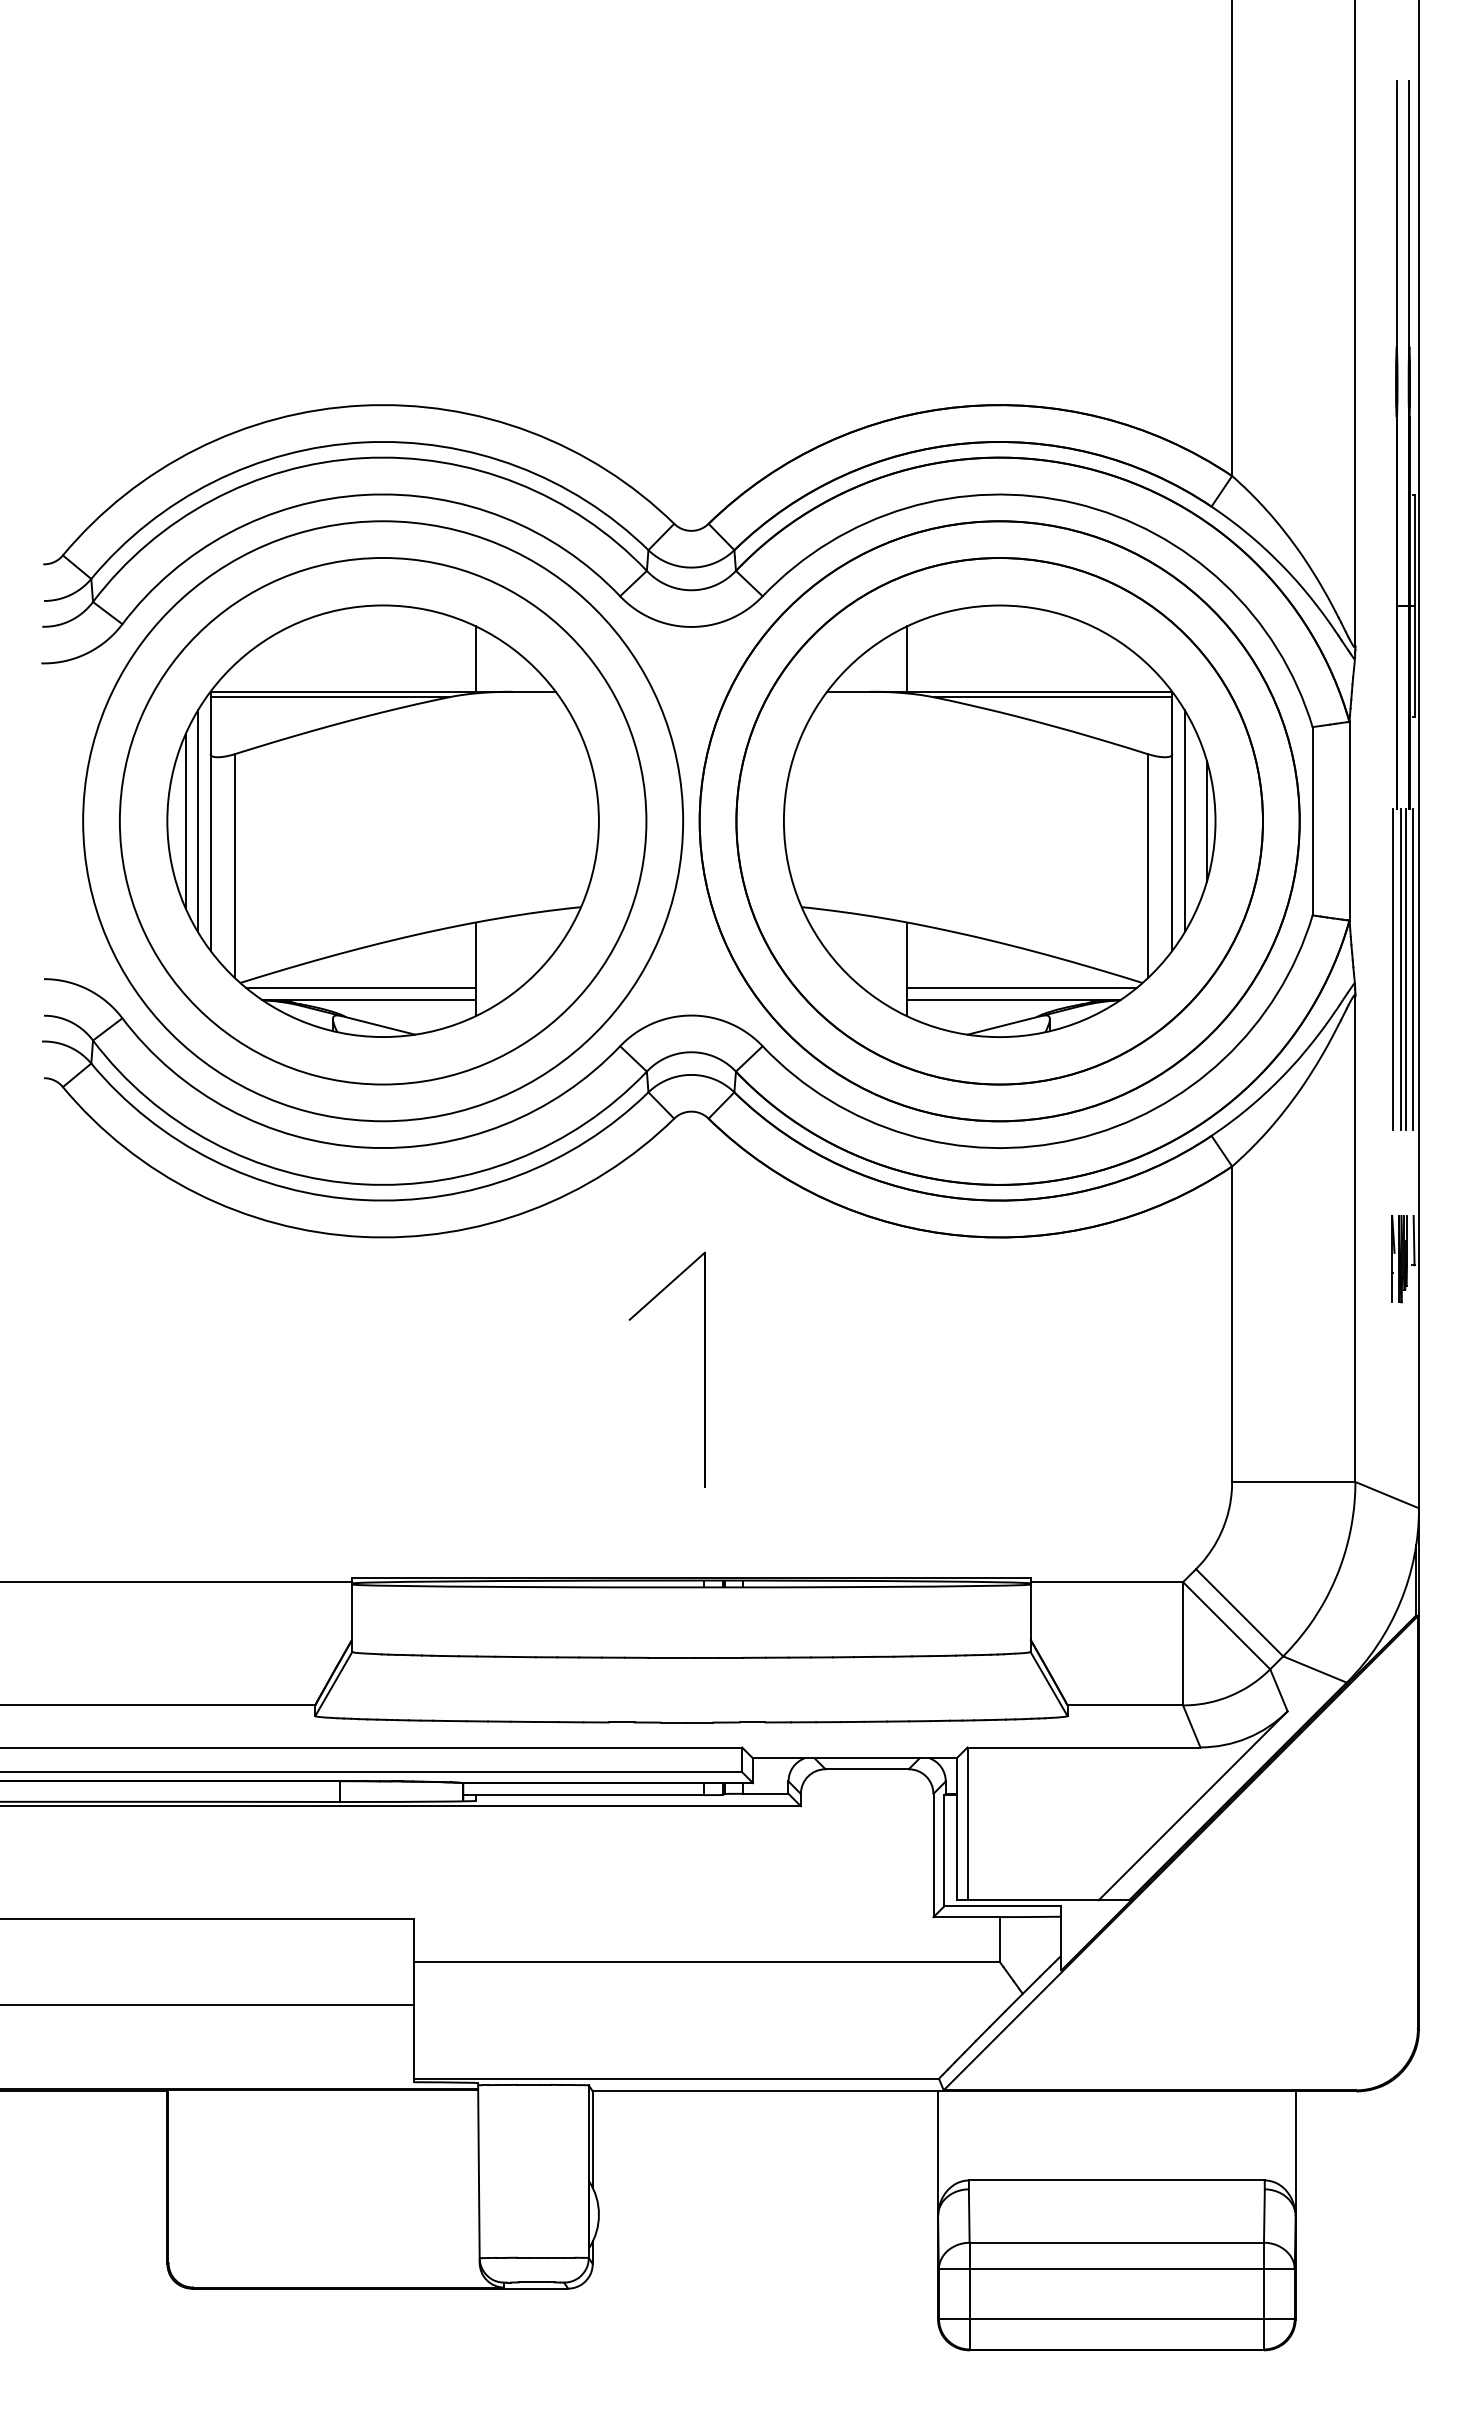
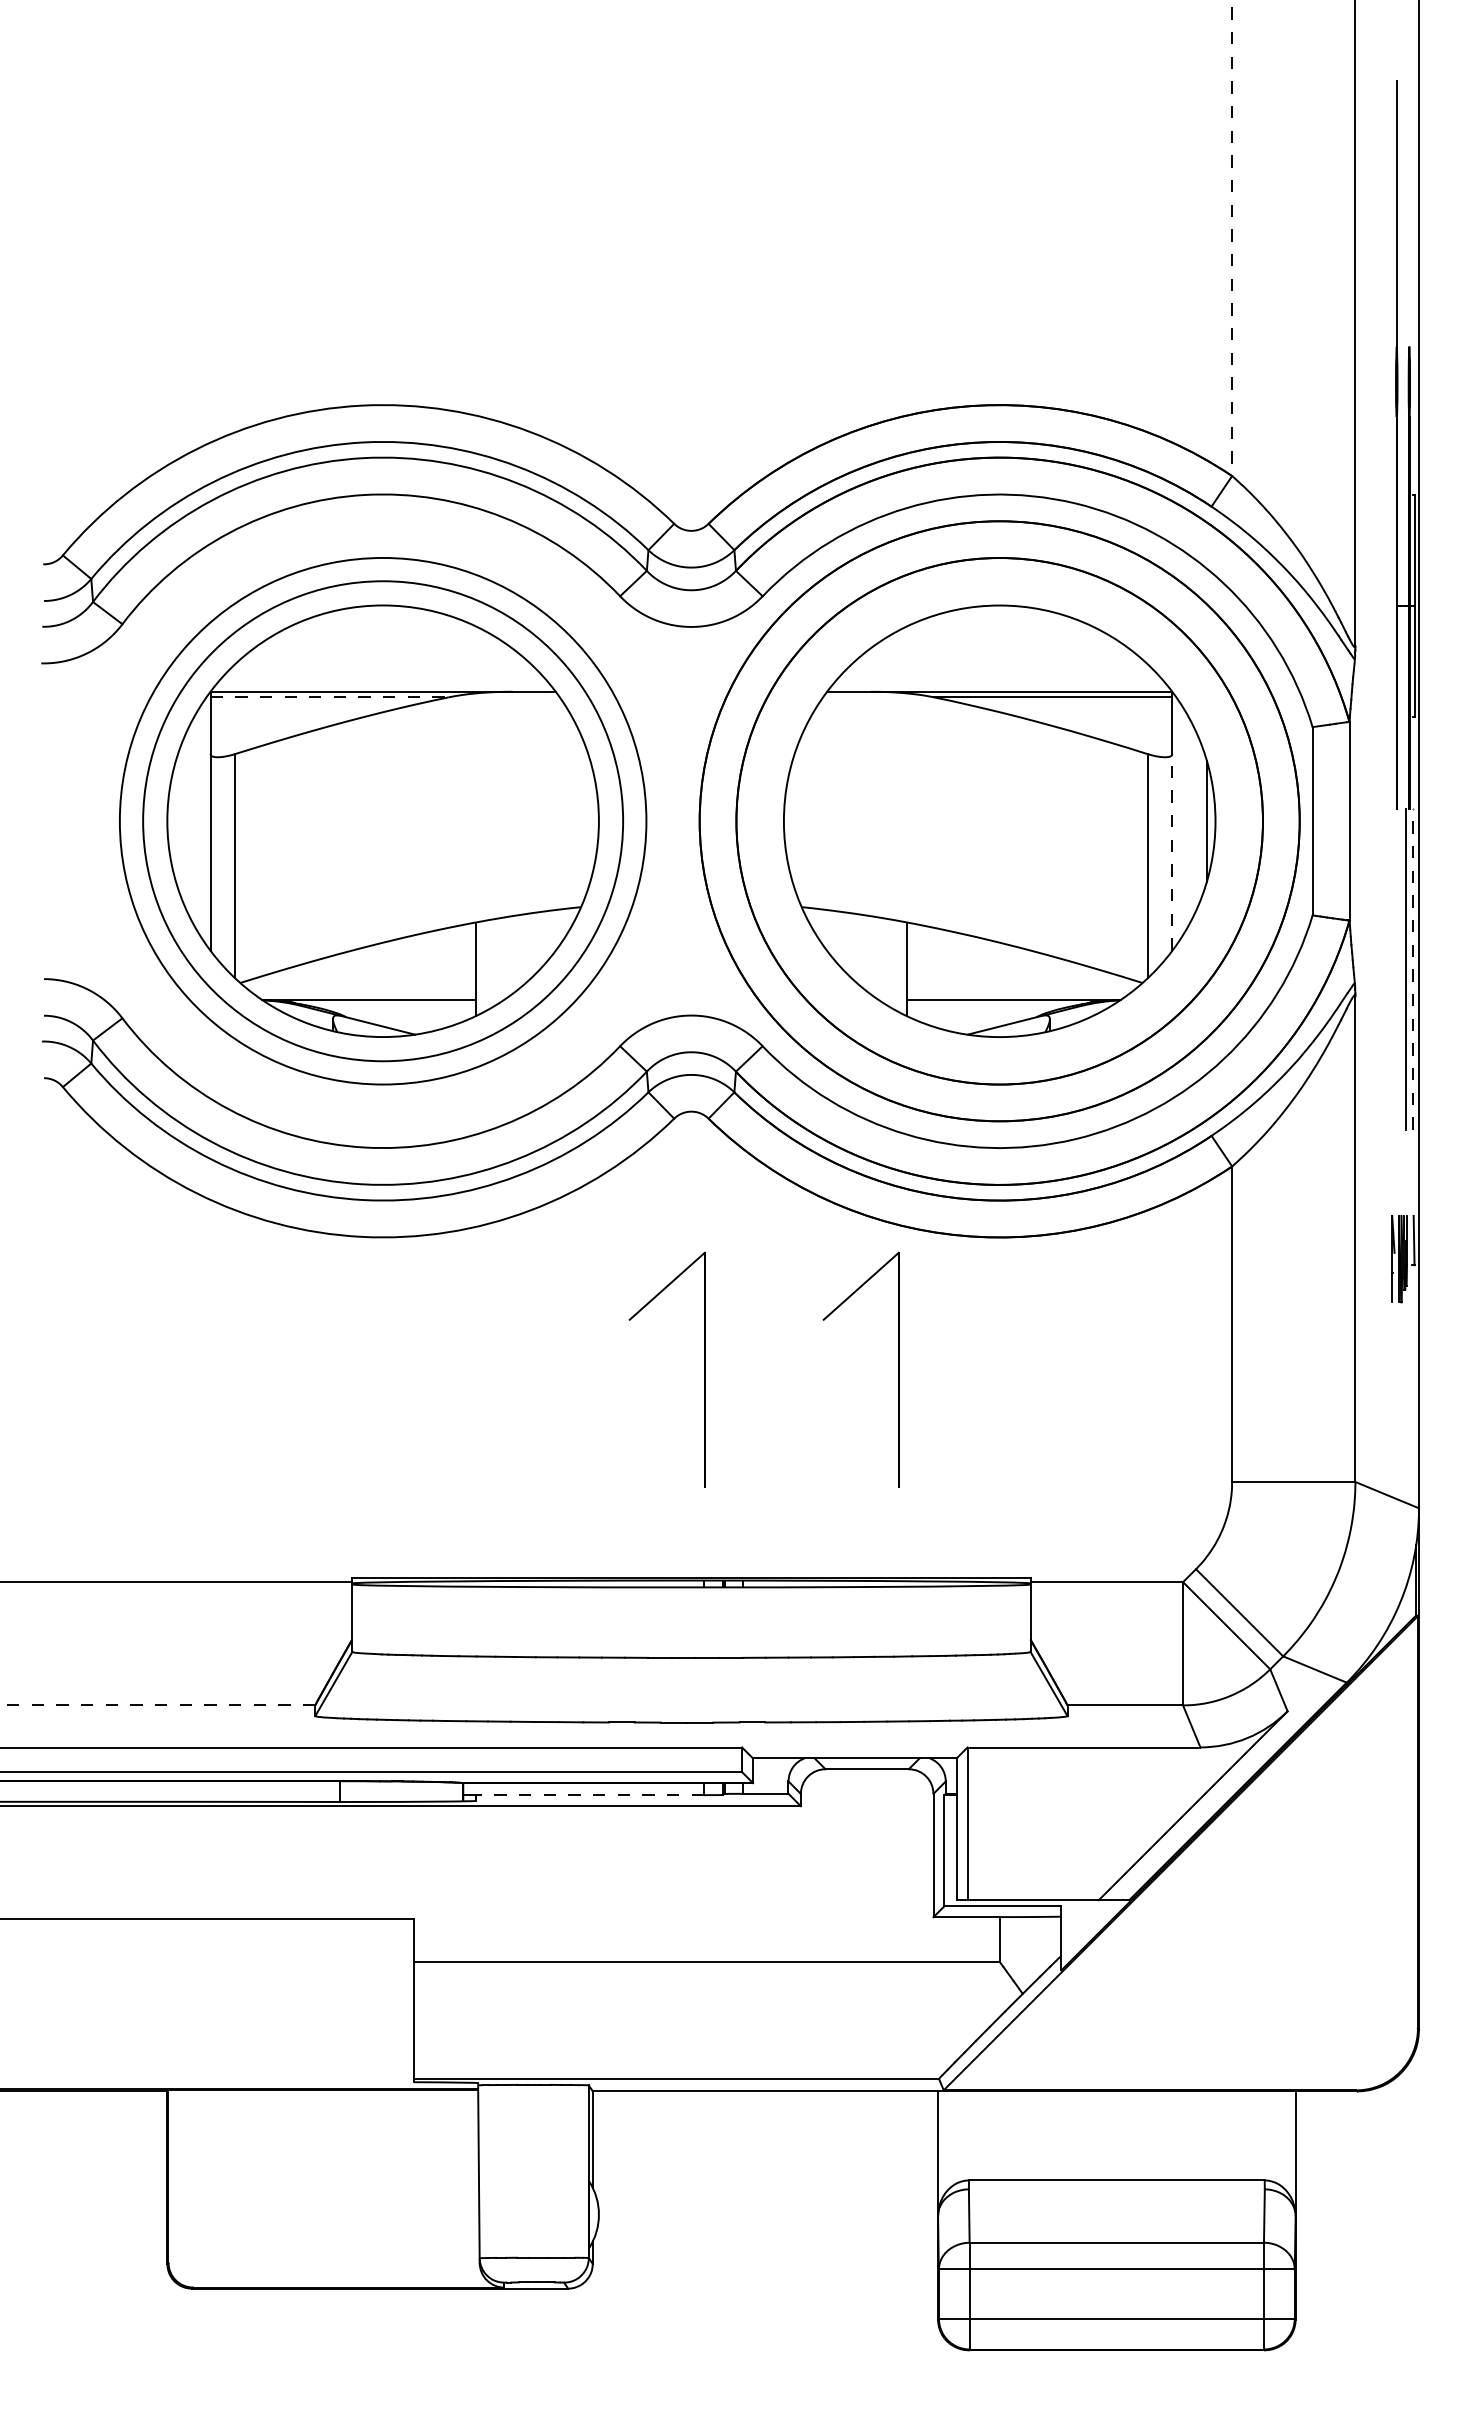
line: present -> none (1409, 213)
line: solid -> dashed (1232, 238)
line: present -> none (475, 658)
line: present -> none (907, 658)
line: solid -> dashed (330, 697)
line: present -> none (185, 821)
line: present -> none (198, 821)
circle diameter: 600 px -> 480 px (383, 821)
line: present -> none (1184, 821)
line: solid -> dashed (1172, 851)
line: present -> none (1393, 968)
line: present -> none (1400, 968)
line: solid -> dashed (1413, 968)
line: present -> none (360, 987)
line: present -> none (1021, 987)
part: none -> present (898, 1369)
line: solid -> dashed (157, 1705)
line: solid -> dashed (589, 1795)
line: present -> none (208, 2005)
